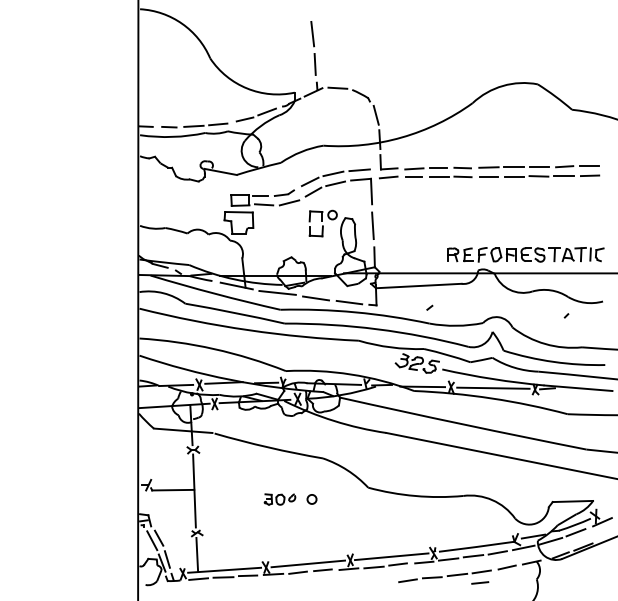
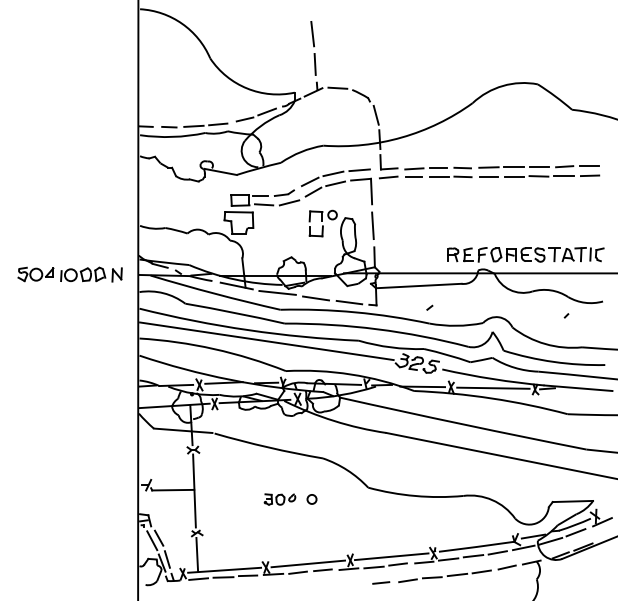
part: none -> present (69, 274)
line: none -> present (266, 341)
line position: (480, 582) -> (381, 582) (381, 582)
